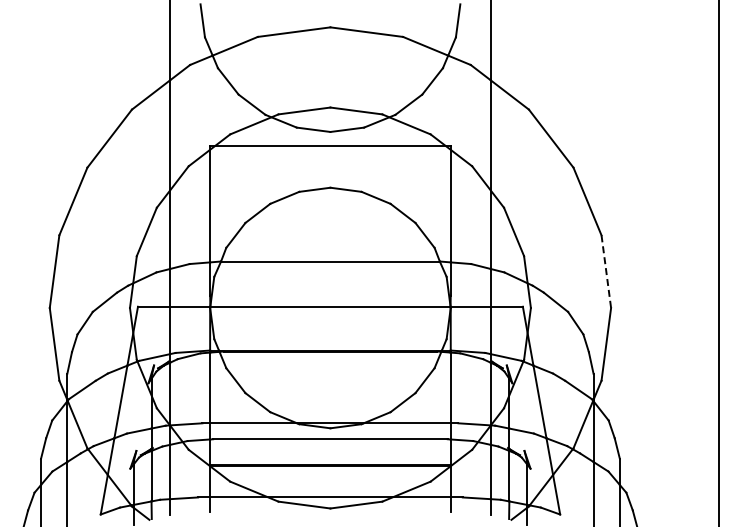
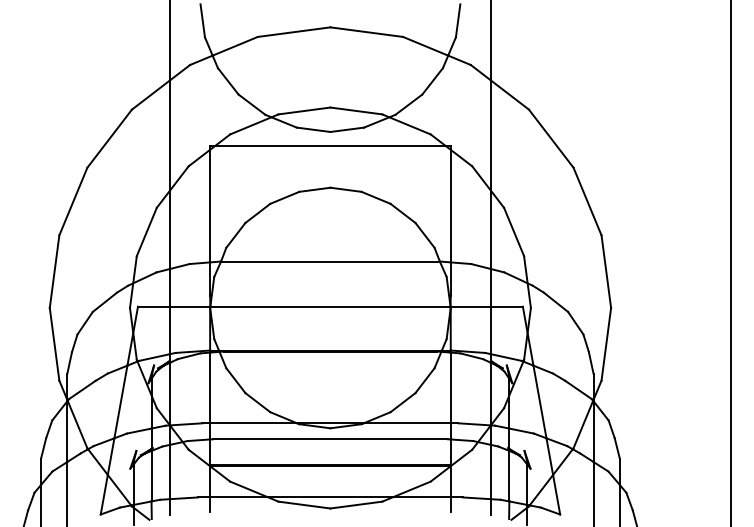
line position: (719, 262) -> (731, 262) (731, 262)
line: dashed -> solid (606, 271)
